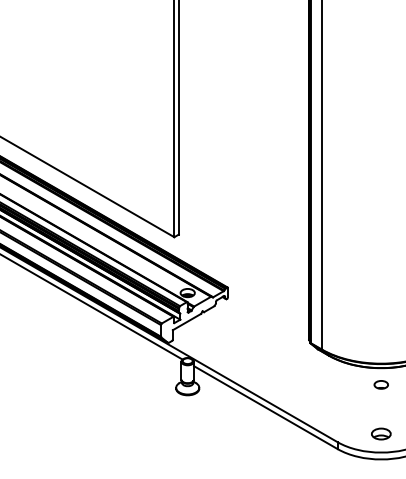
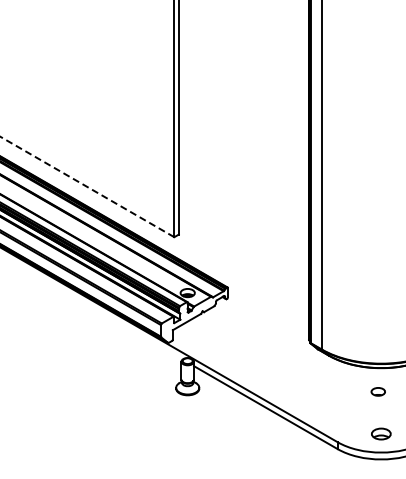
line: solid -> dashed (86, 186)
line: present -> none (92, 307)
part position: (380, 384) -> (377, 391) (377, 391)
